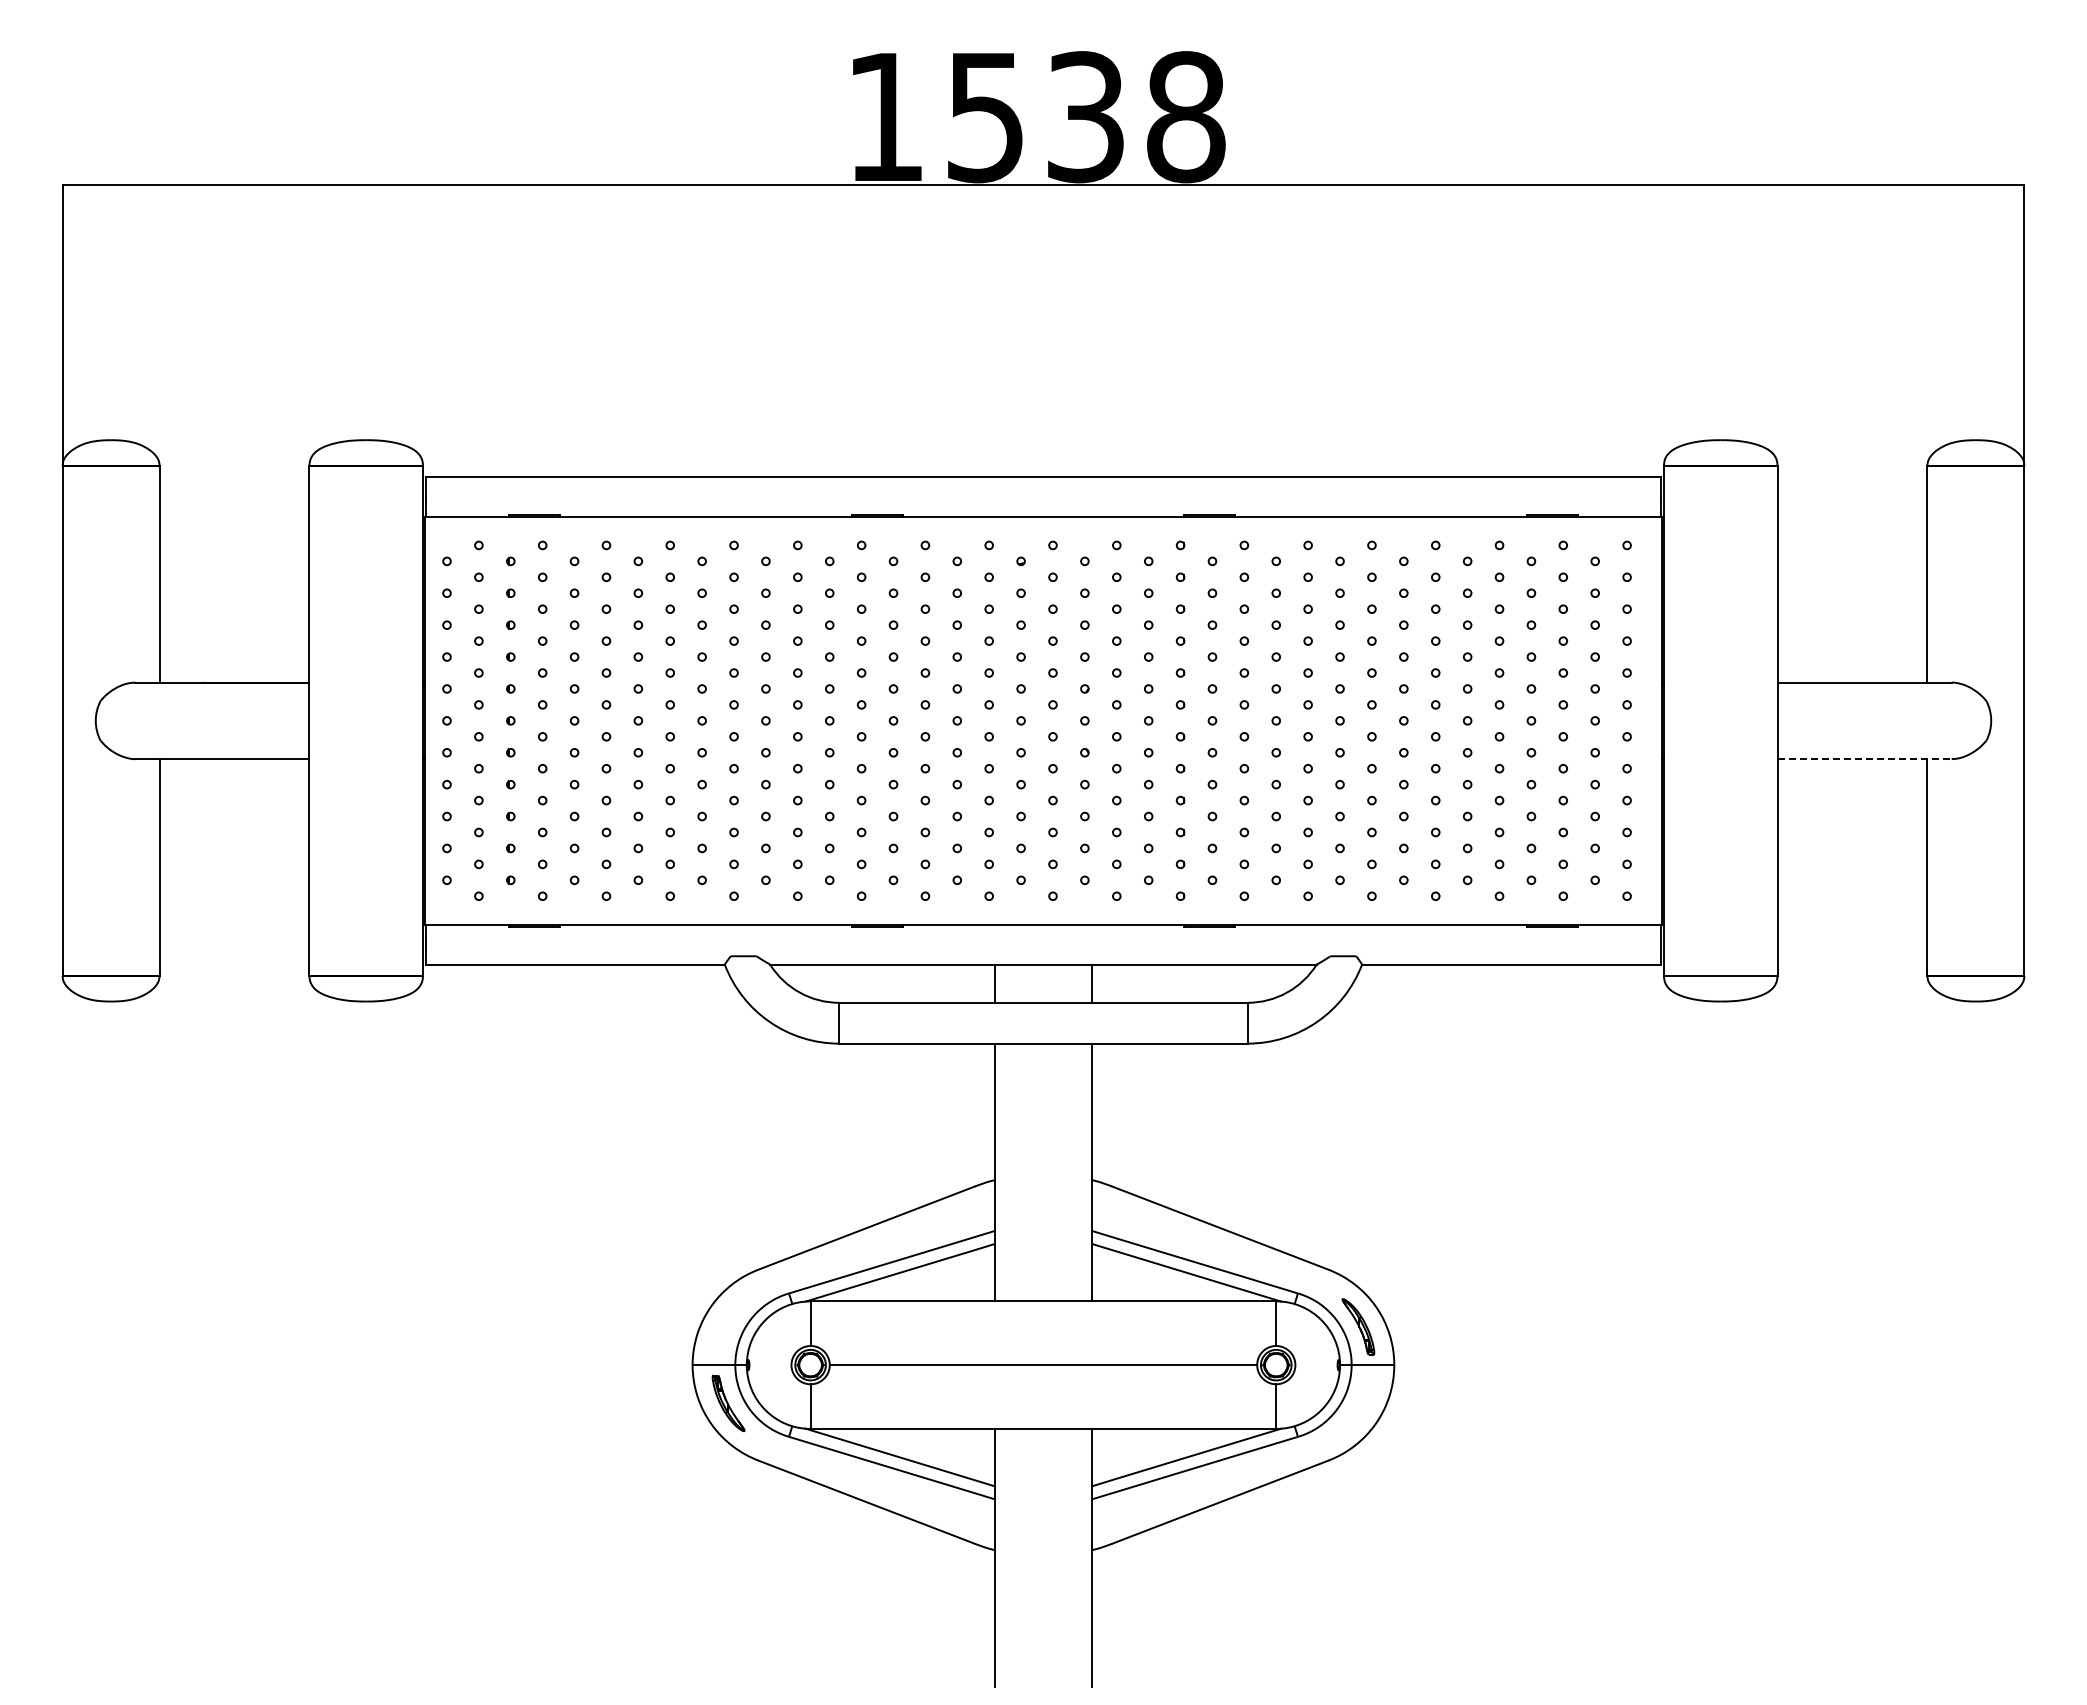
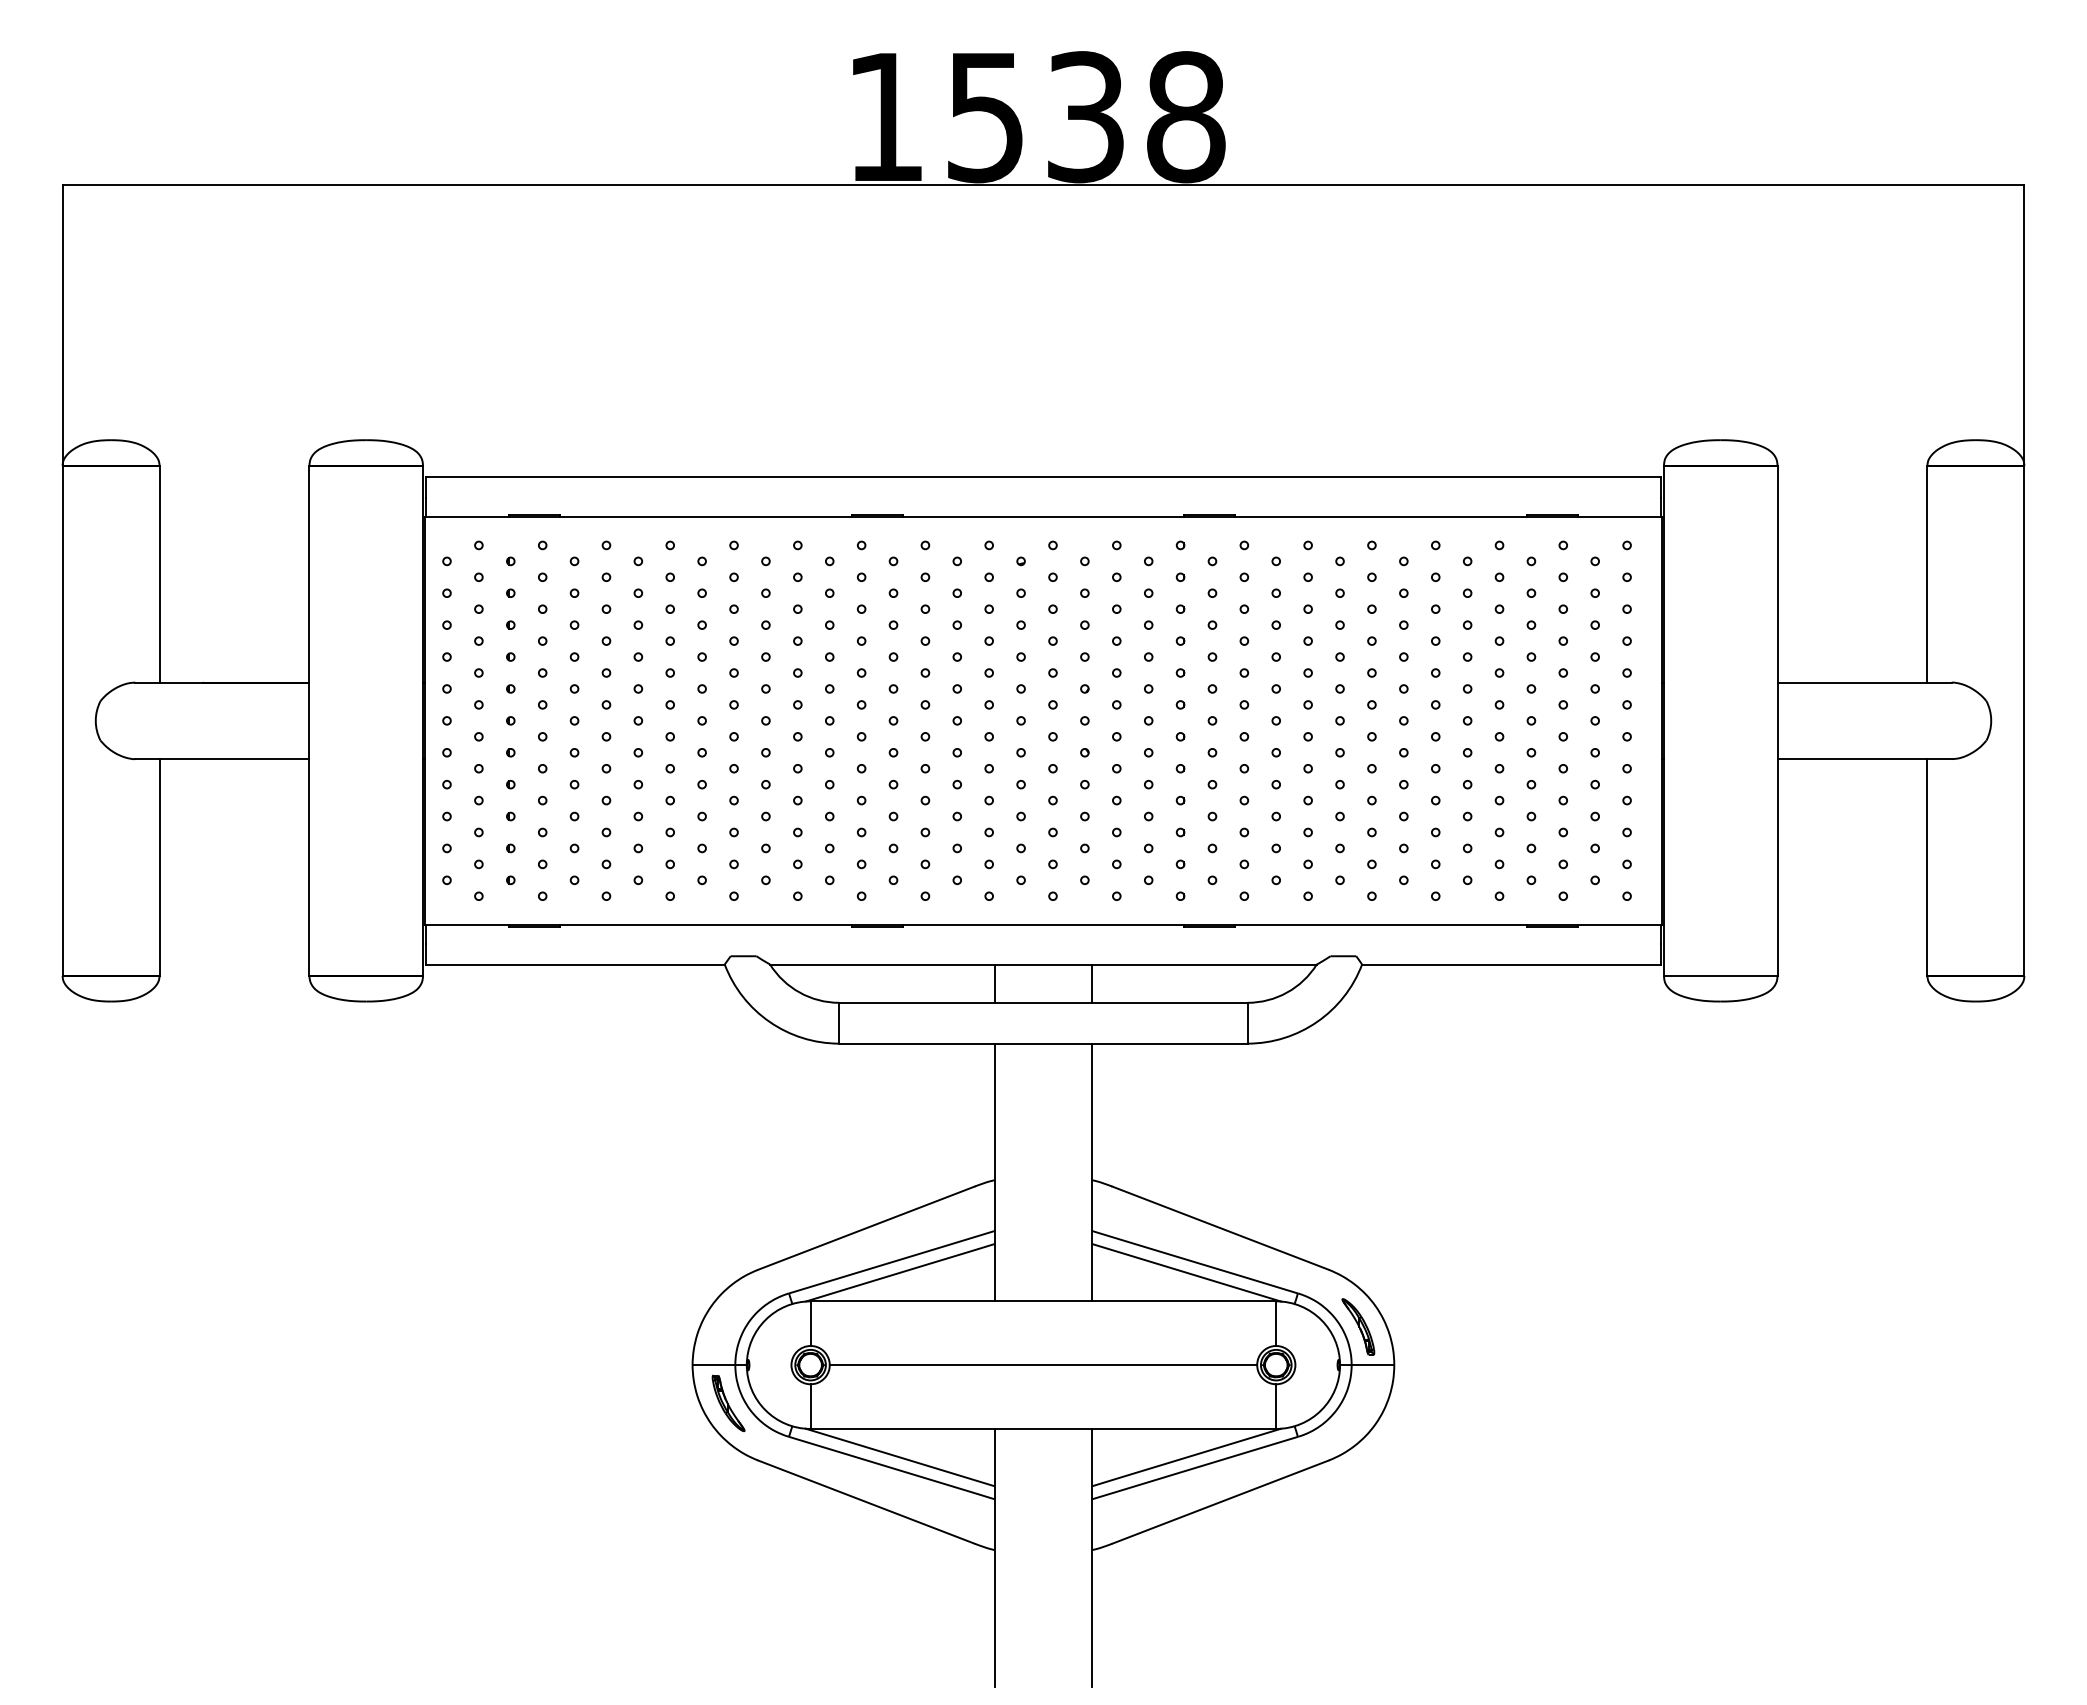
line: dashed -> solid (1865, 759)
